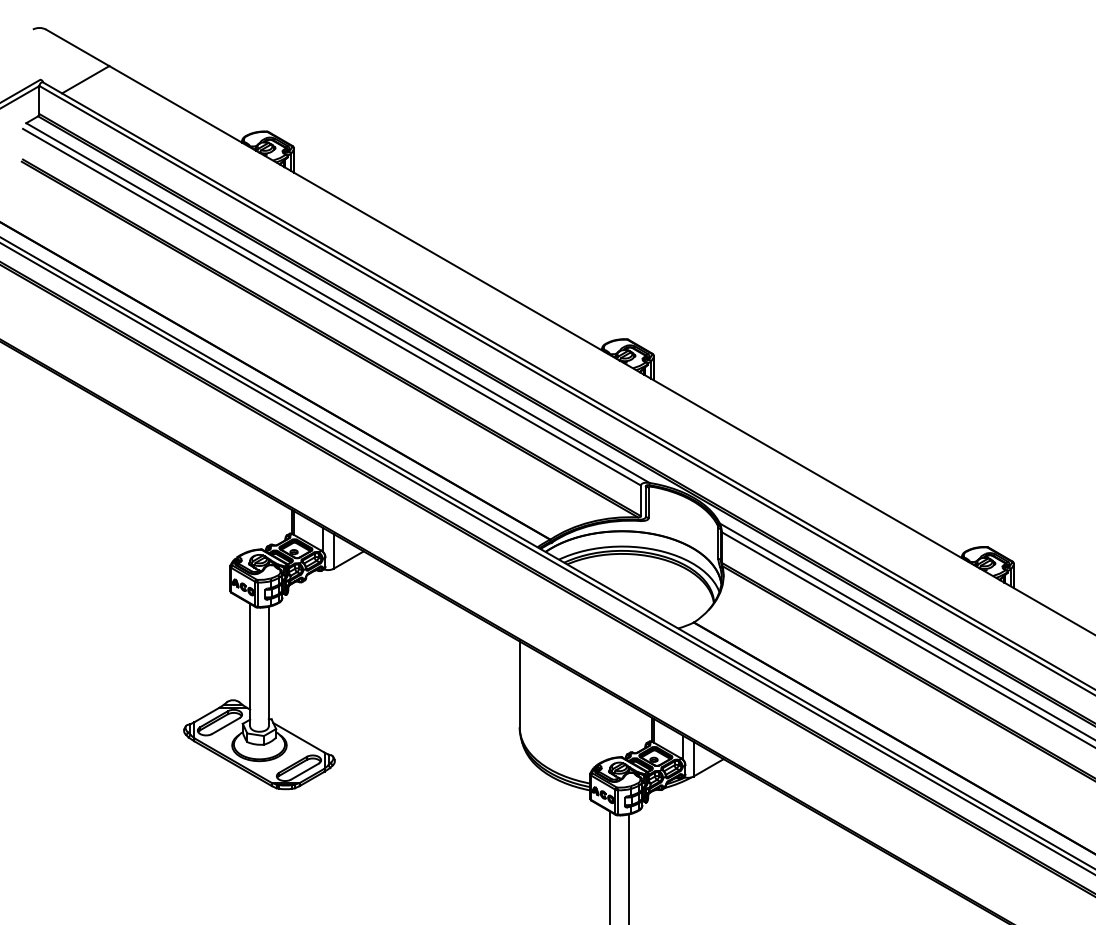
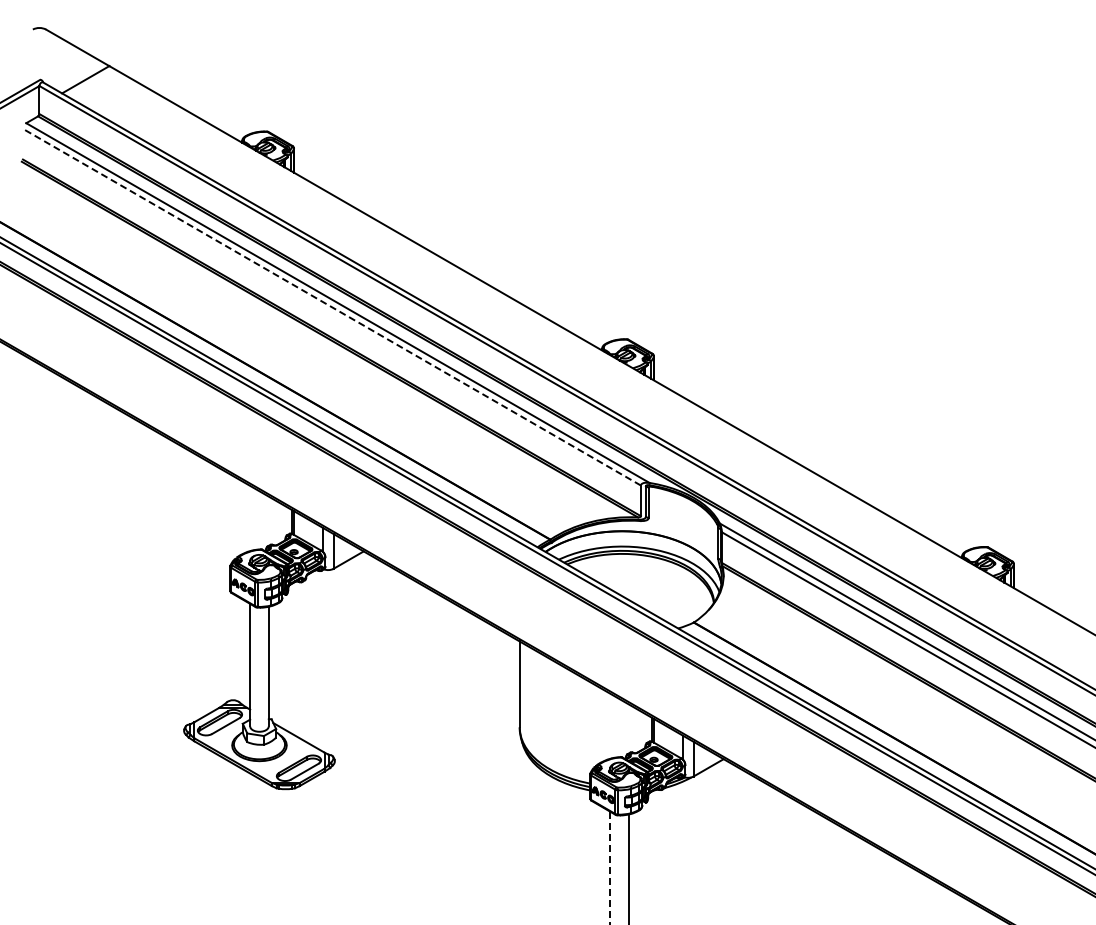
line: solid -> dashed (331, 307)
line: solid -> dashed (610, 868)
